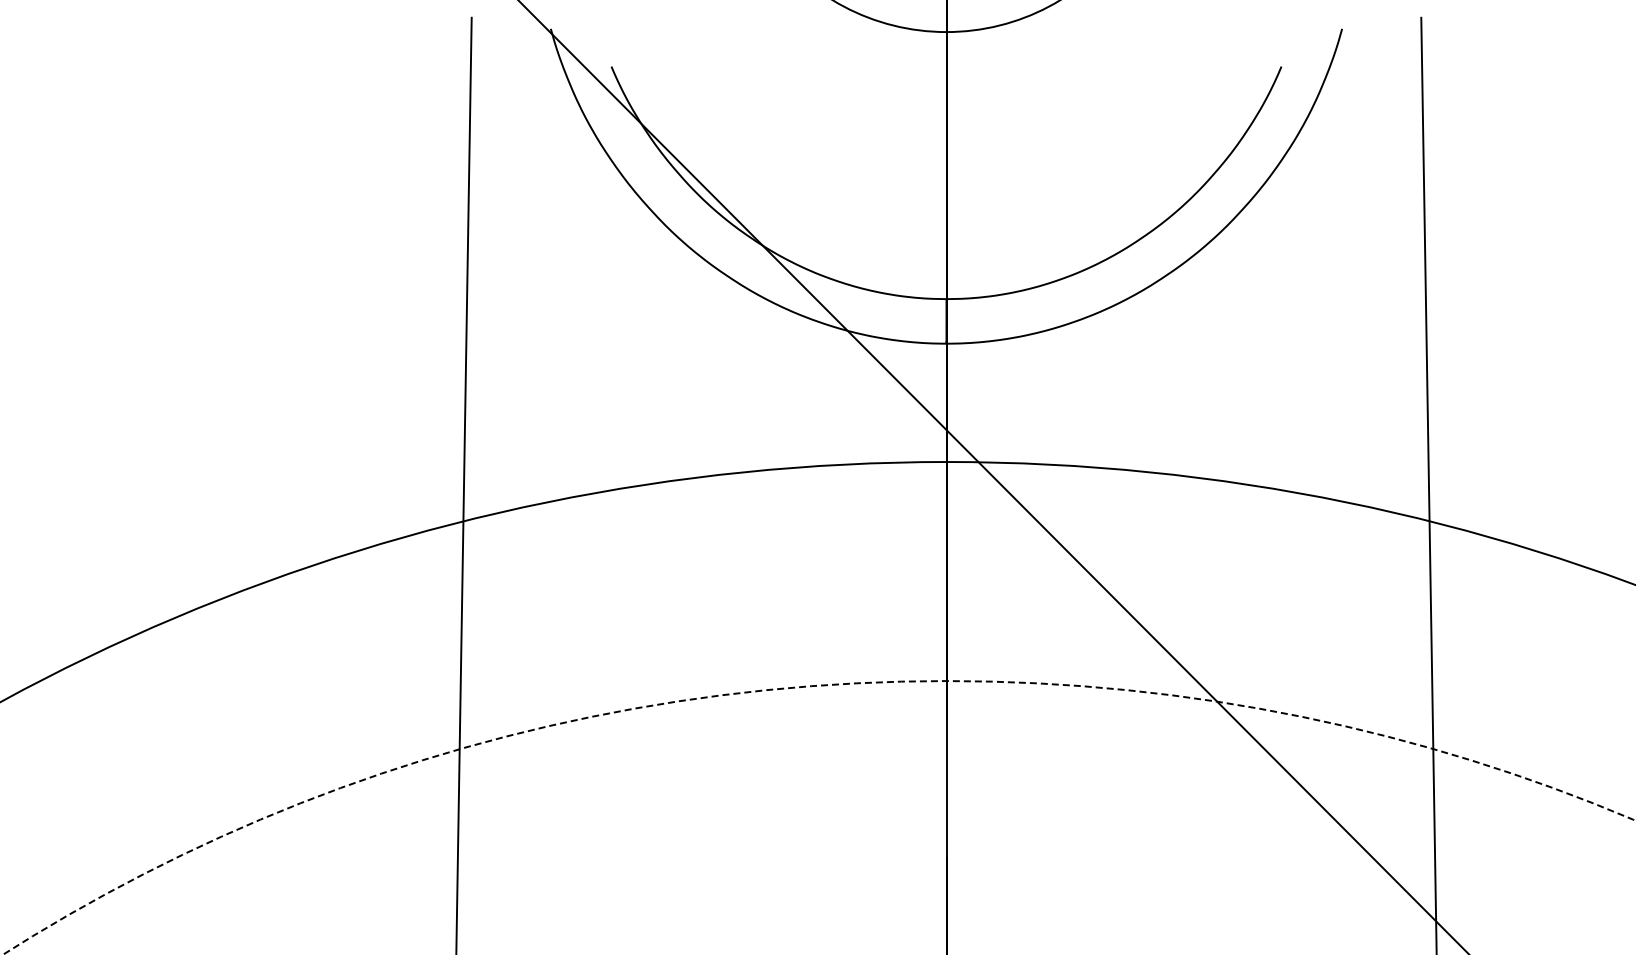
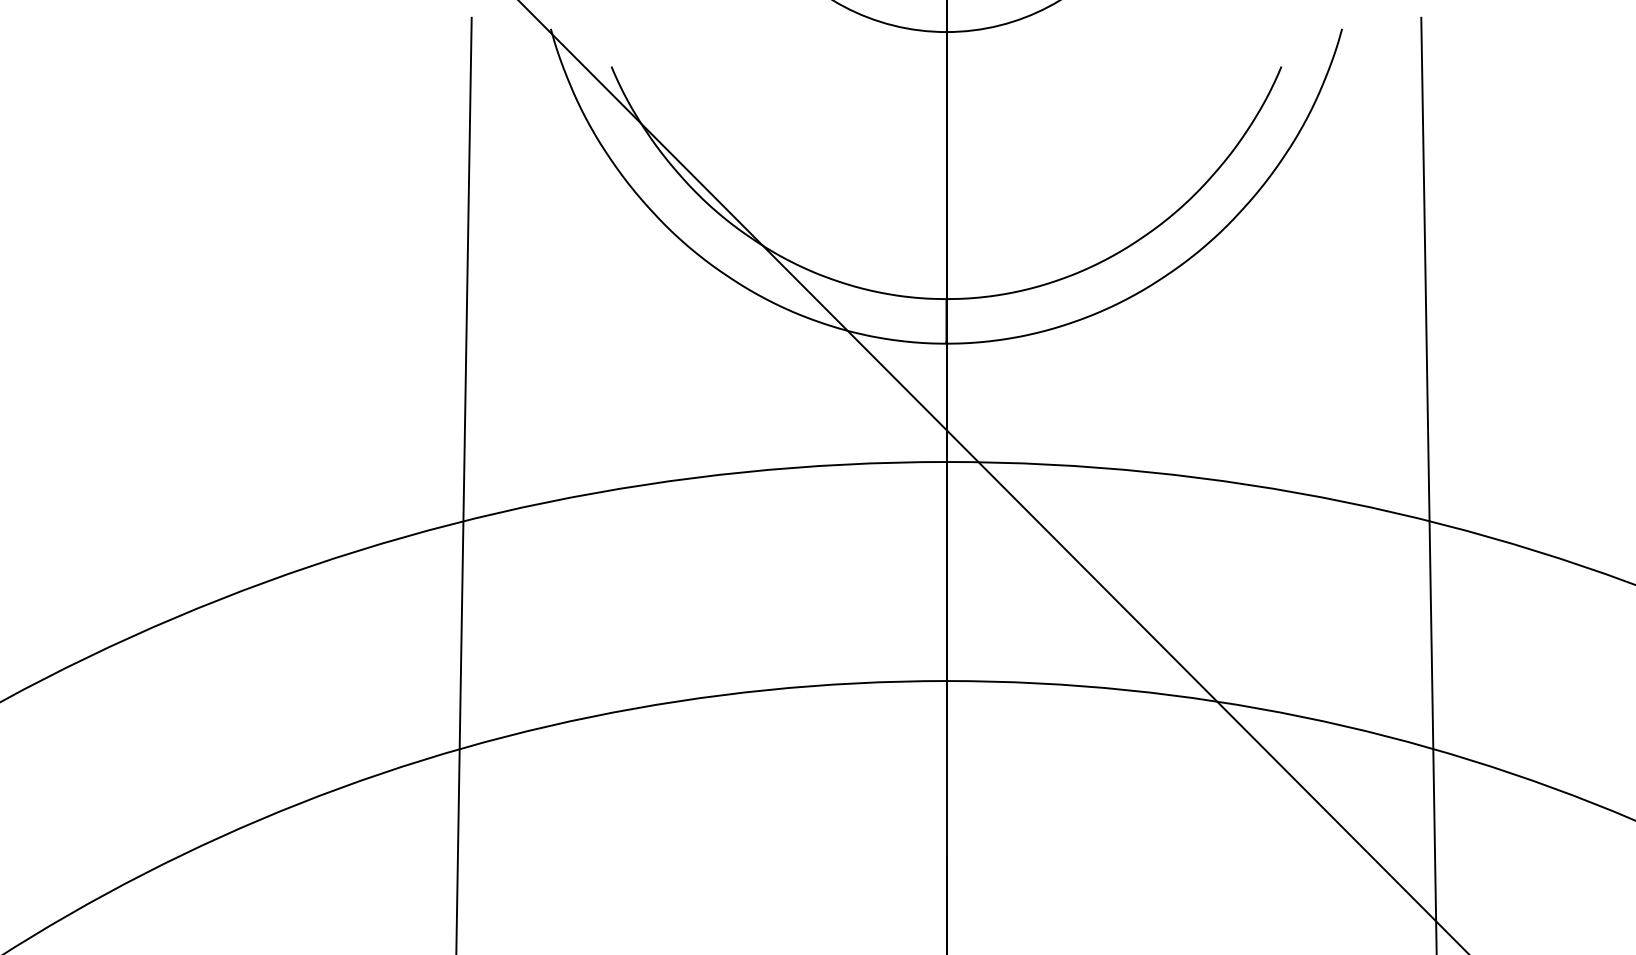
circle: dashed -> solid (819, 817)
